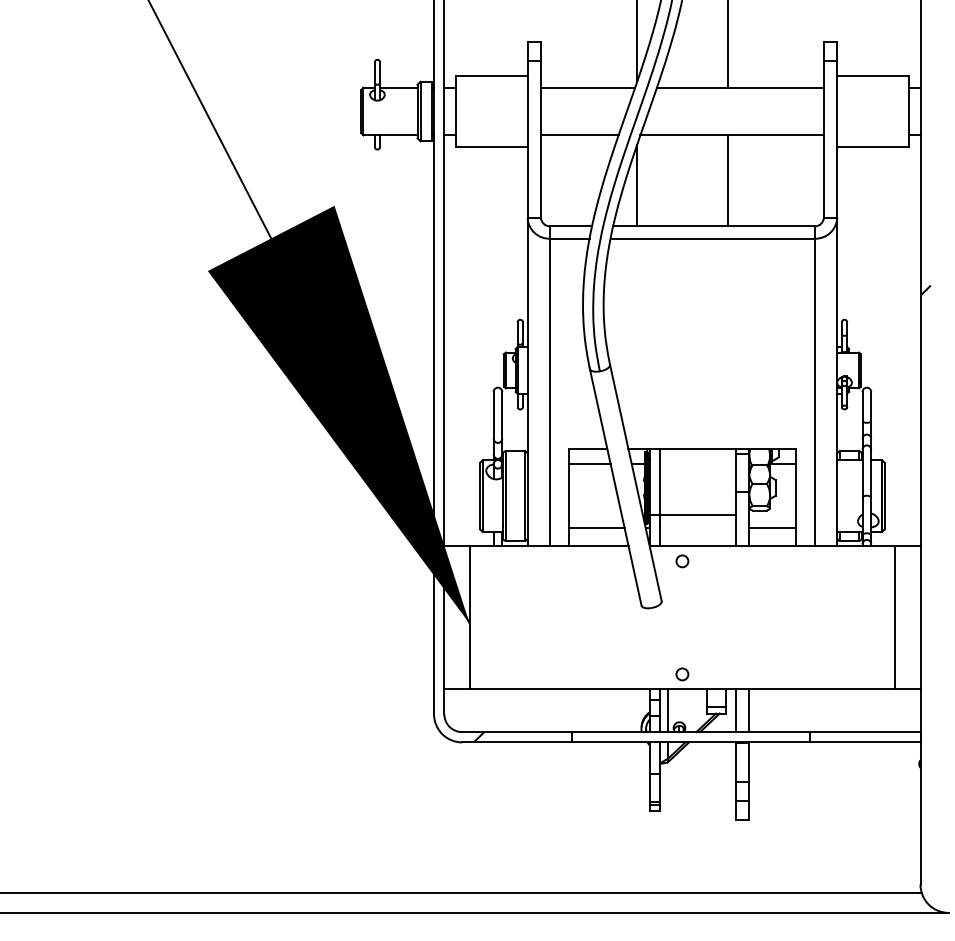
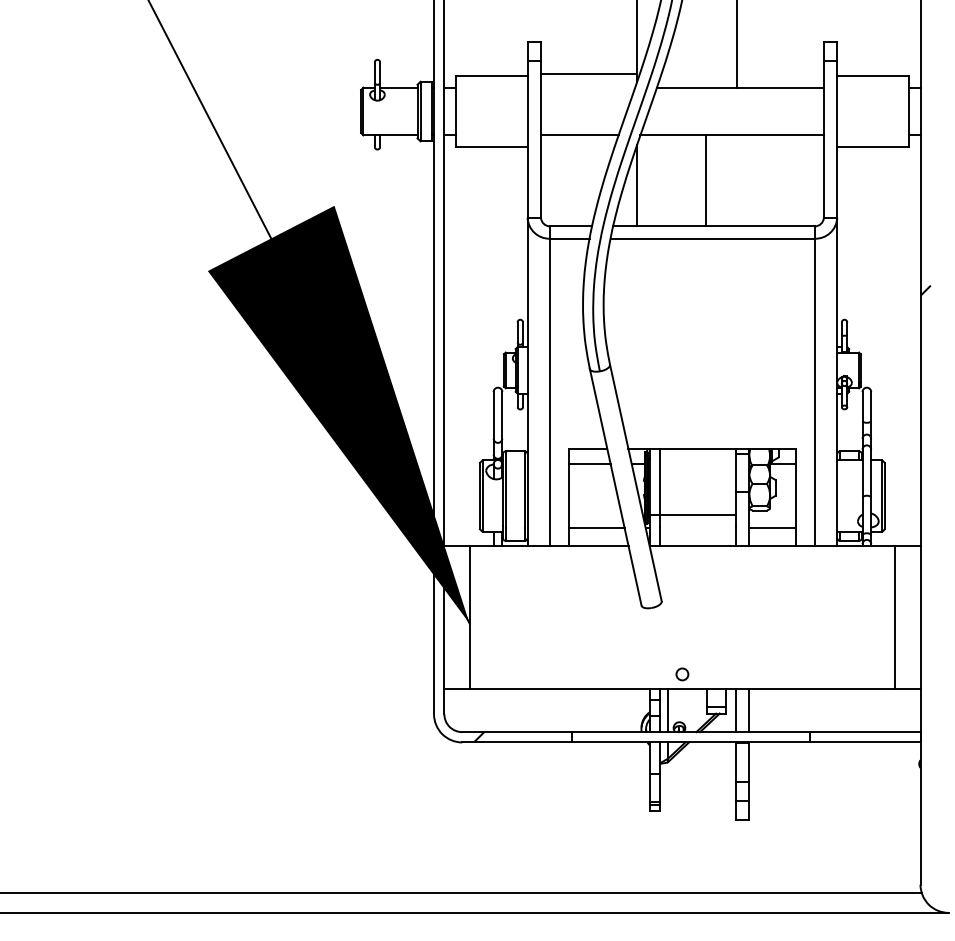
line position: (727, 44) -> (736, 44) (736, 44)
line position: (588, 87) -> (588, 73) (588, 73)
line position: (727, 180) -> (705, 180) (705, 180)
circle: present -> none (682, 561)
